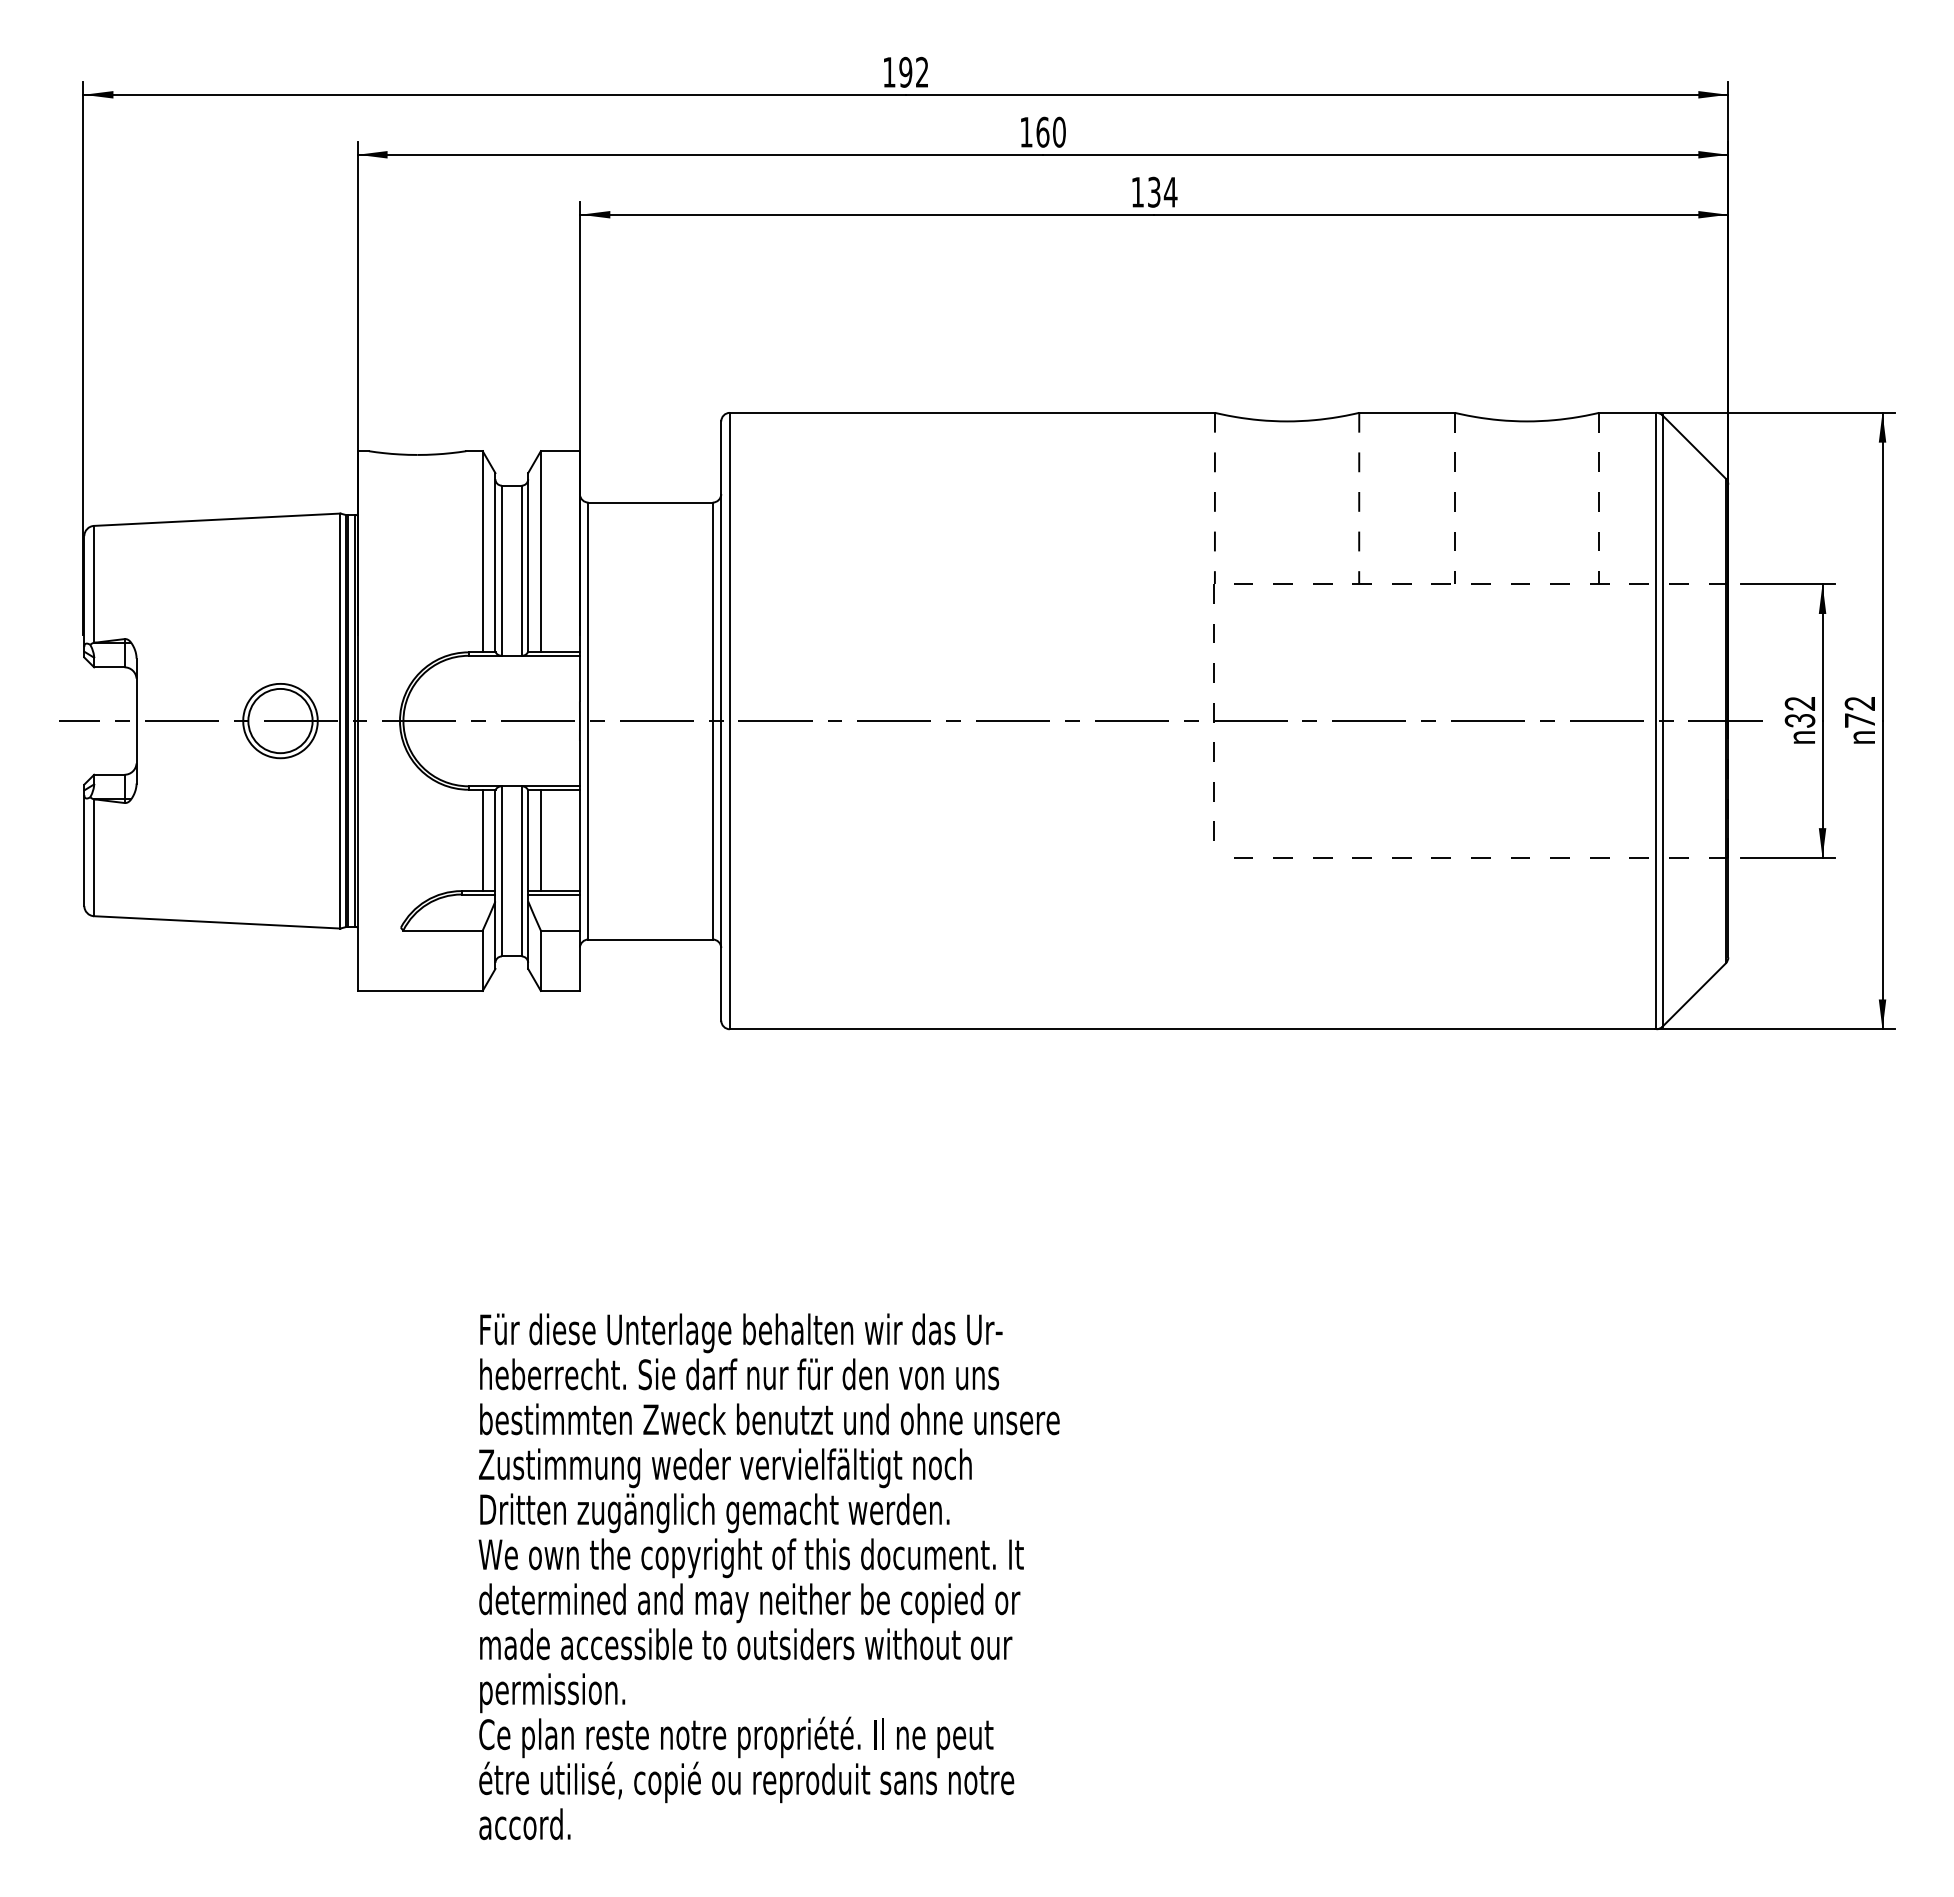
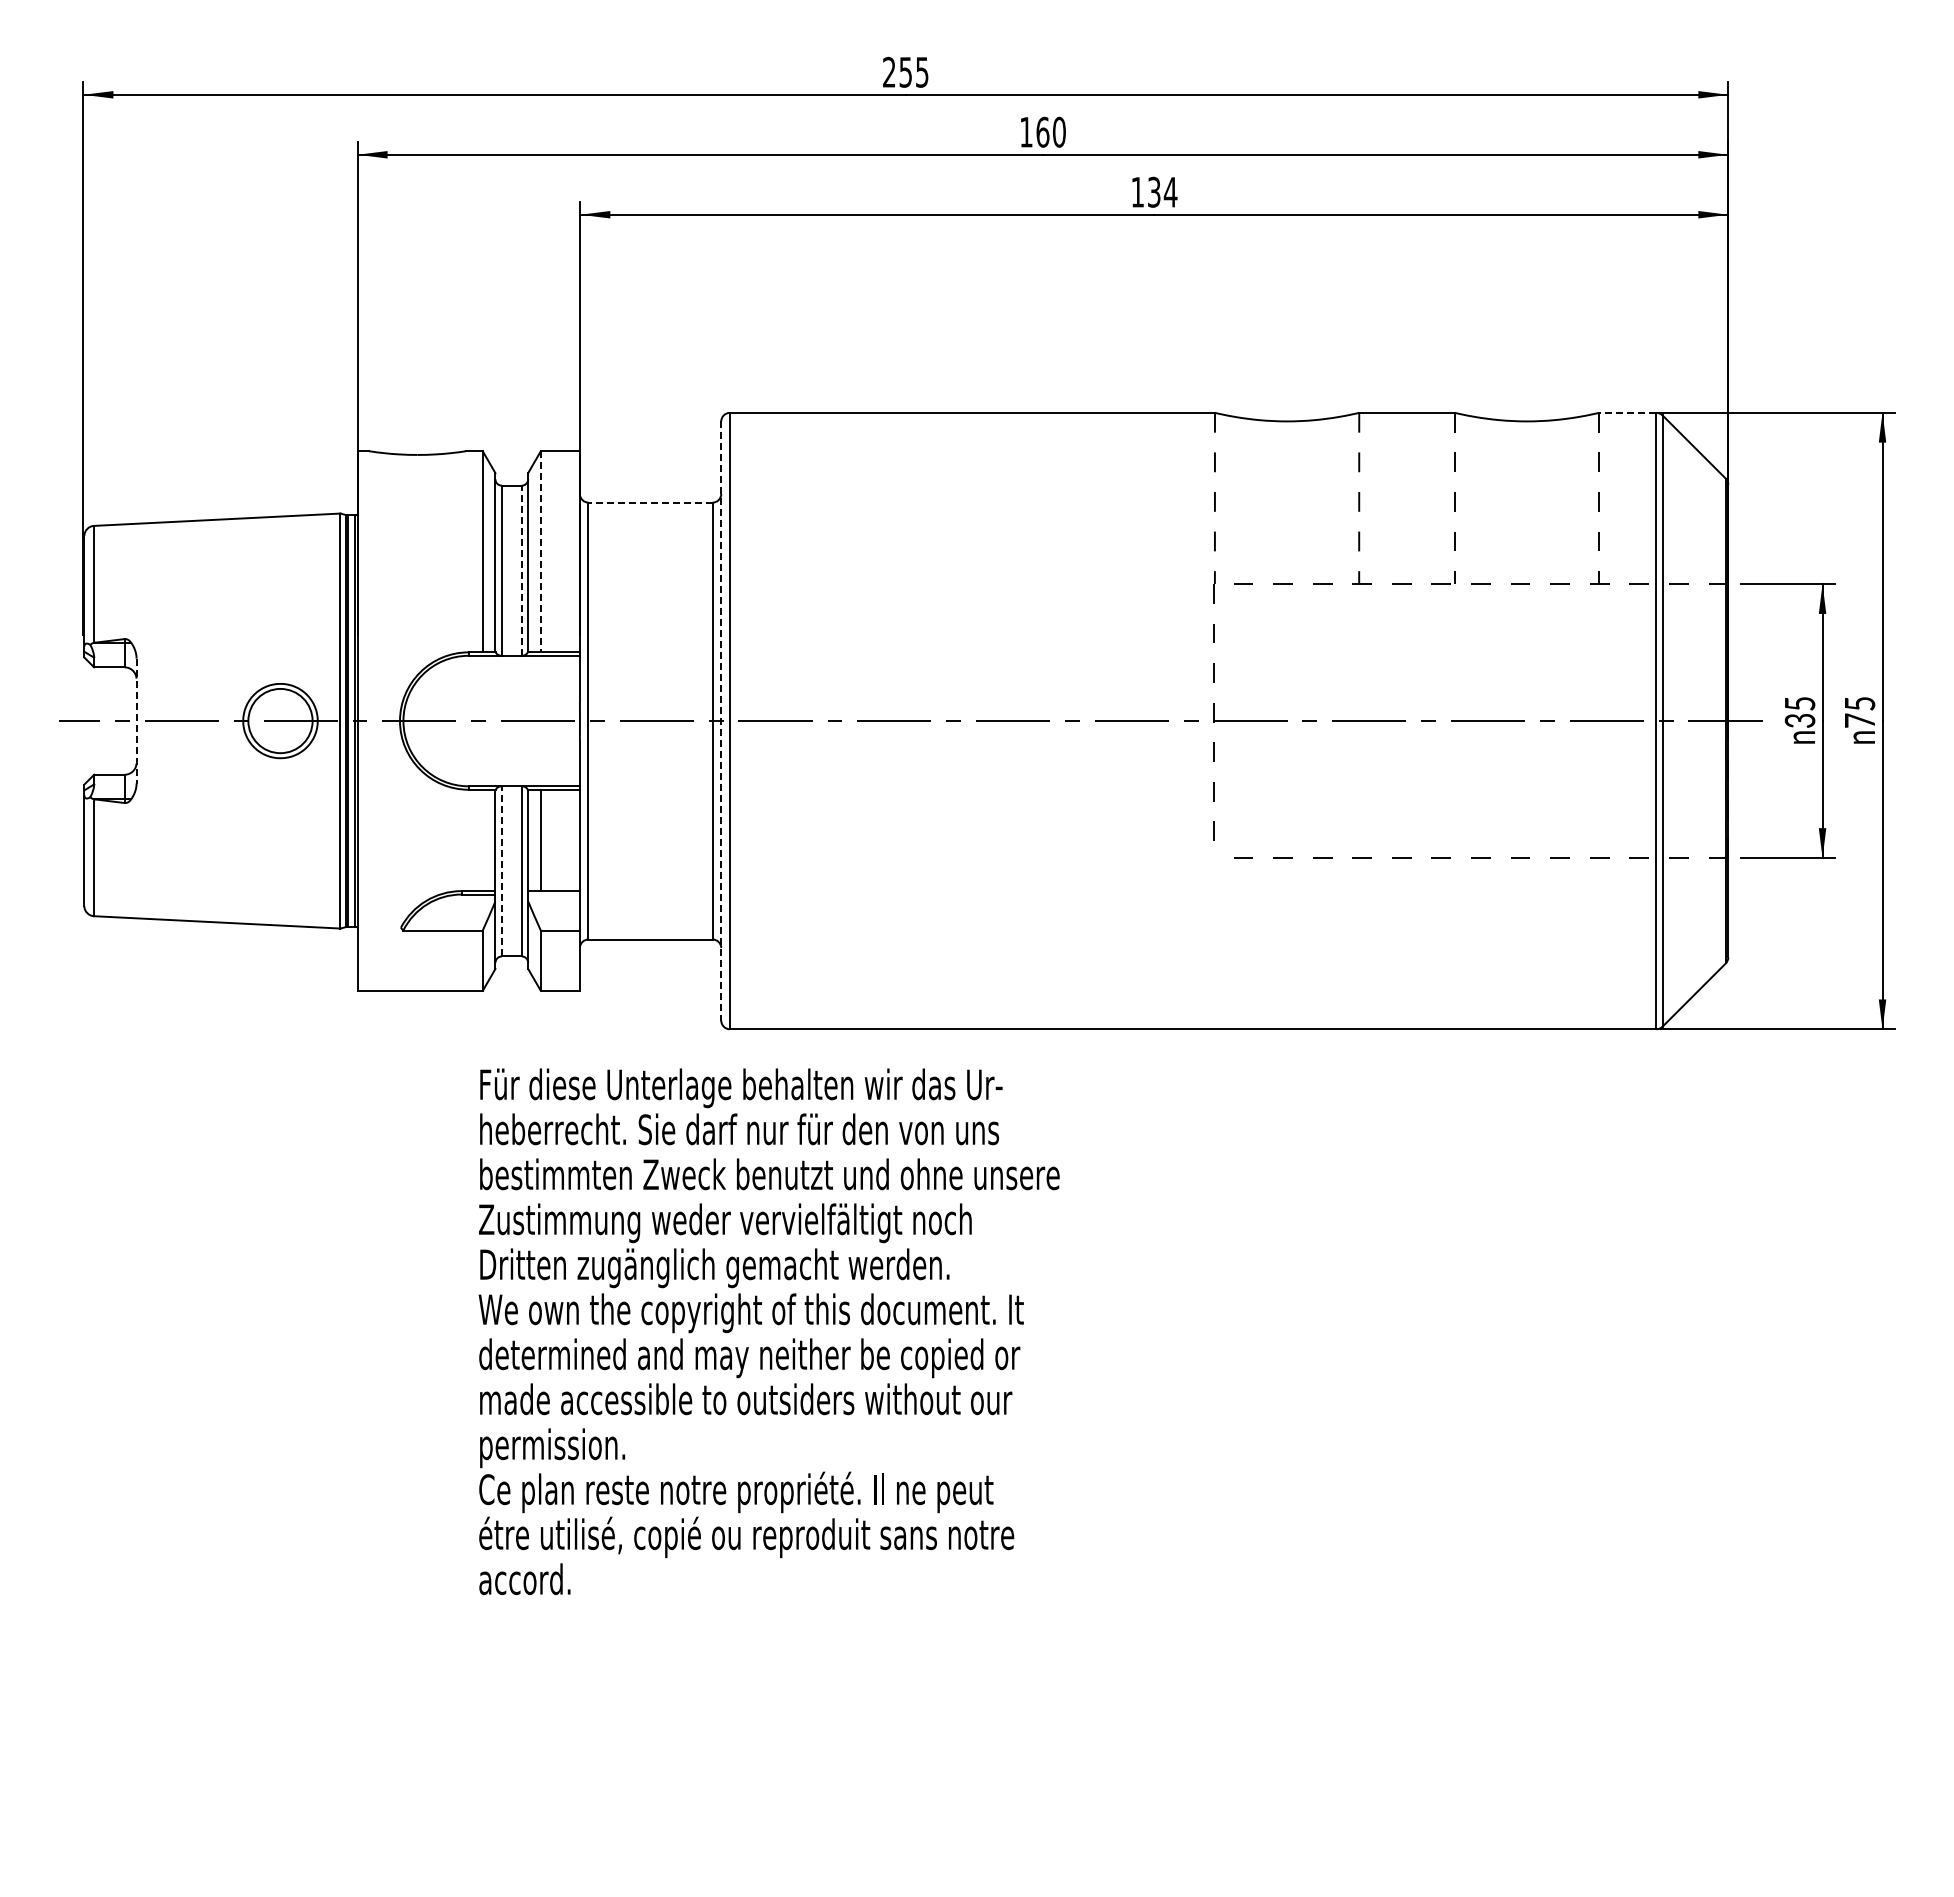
text: 192 -> 255 (905, 71)
line: solid -> dashed (1627, 412)
line: solid -> dashed (650, 502)
line: solid -> dashed (540, 551)
line: solid -> dashed (521, 570)
text: 32 -> 35 (1799, 703)
text: 72 -> 75 (1859, 703)
line: solid -> dashed (136, 721)
line: solid -> dashed (721, 721)
line: present -> none (482, 840)
line: solid -> dashed (501, 870)
line: present -> none (553, 894)
text position: (768, 1576) -> (768, 1331) (768, 1331)
